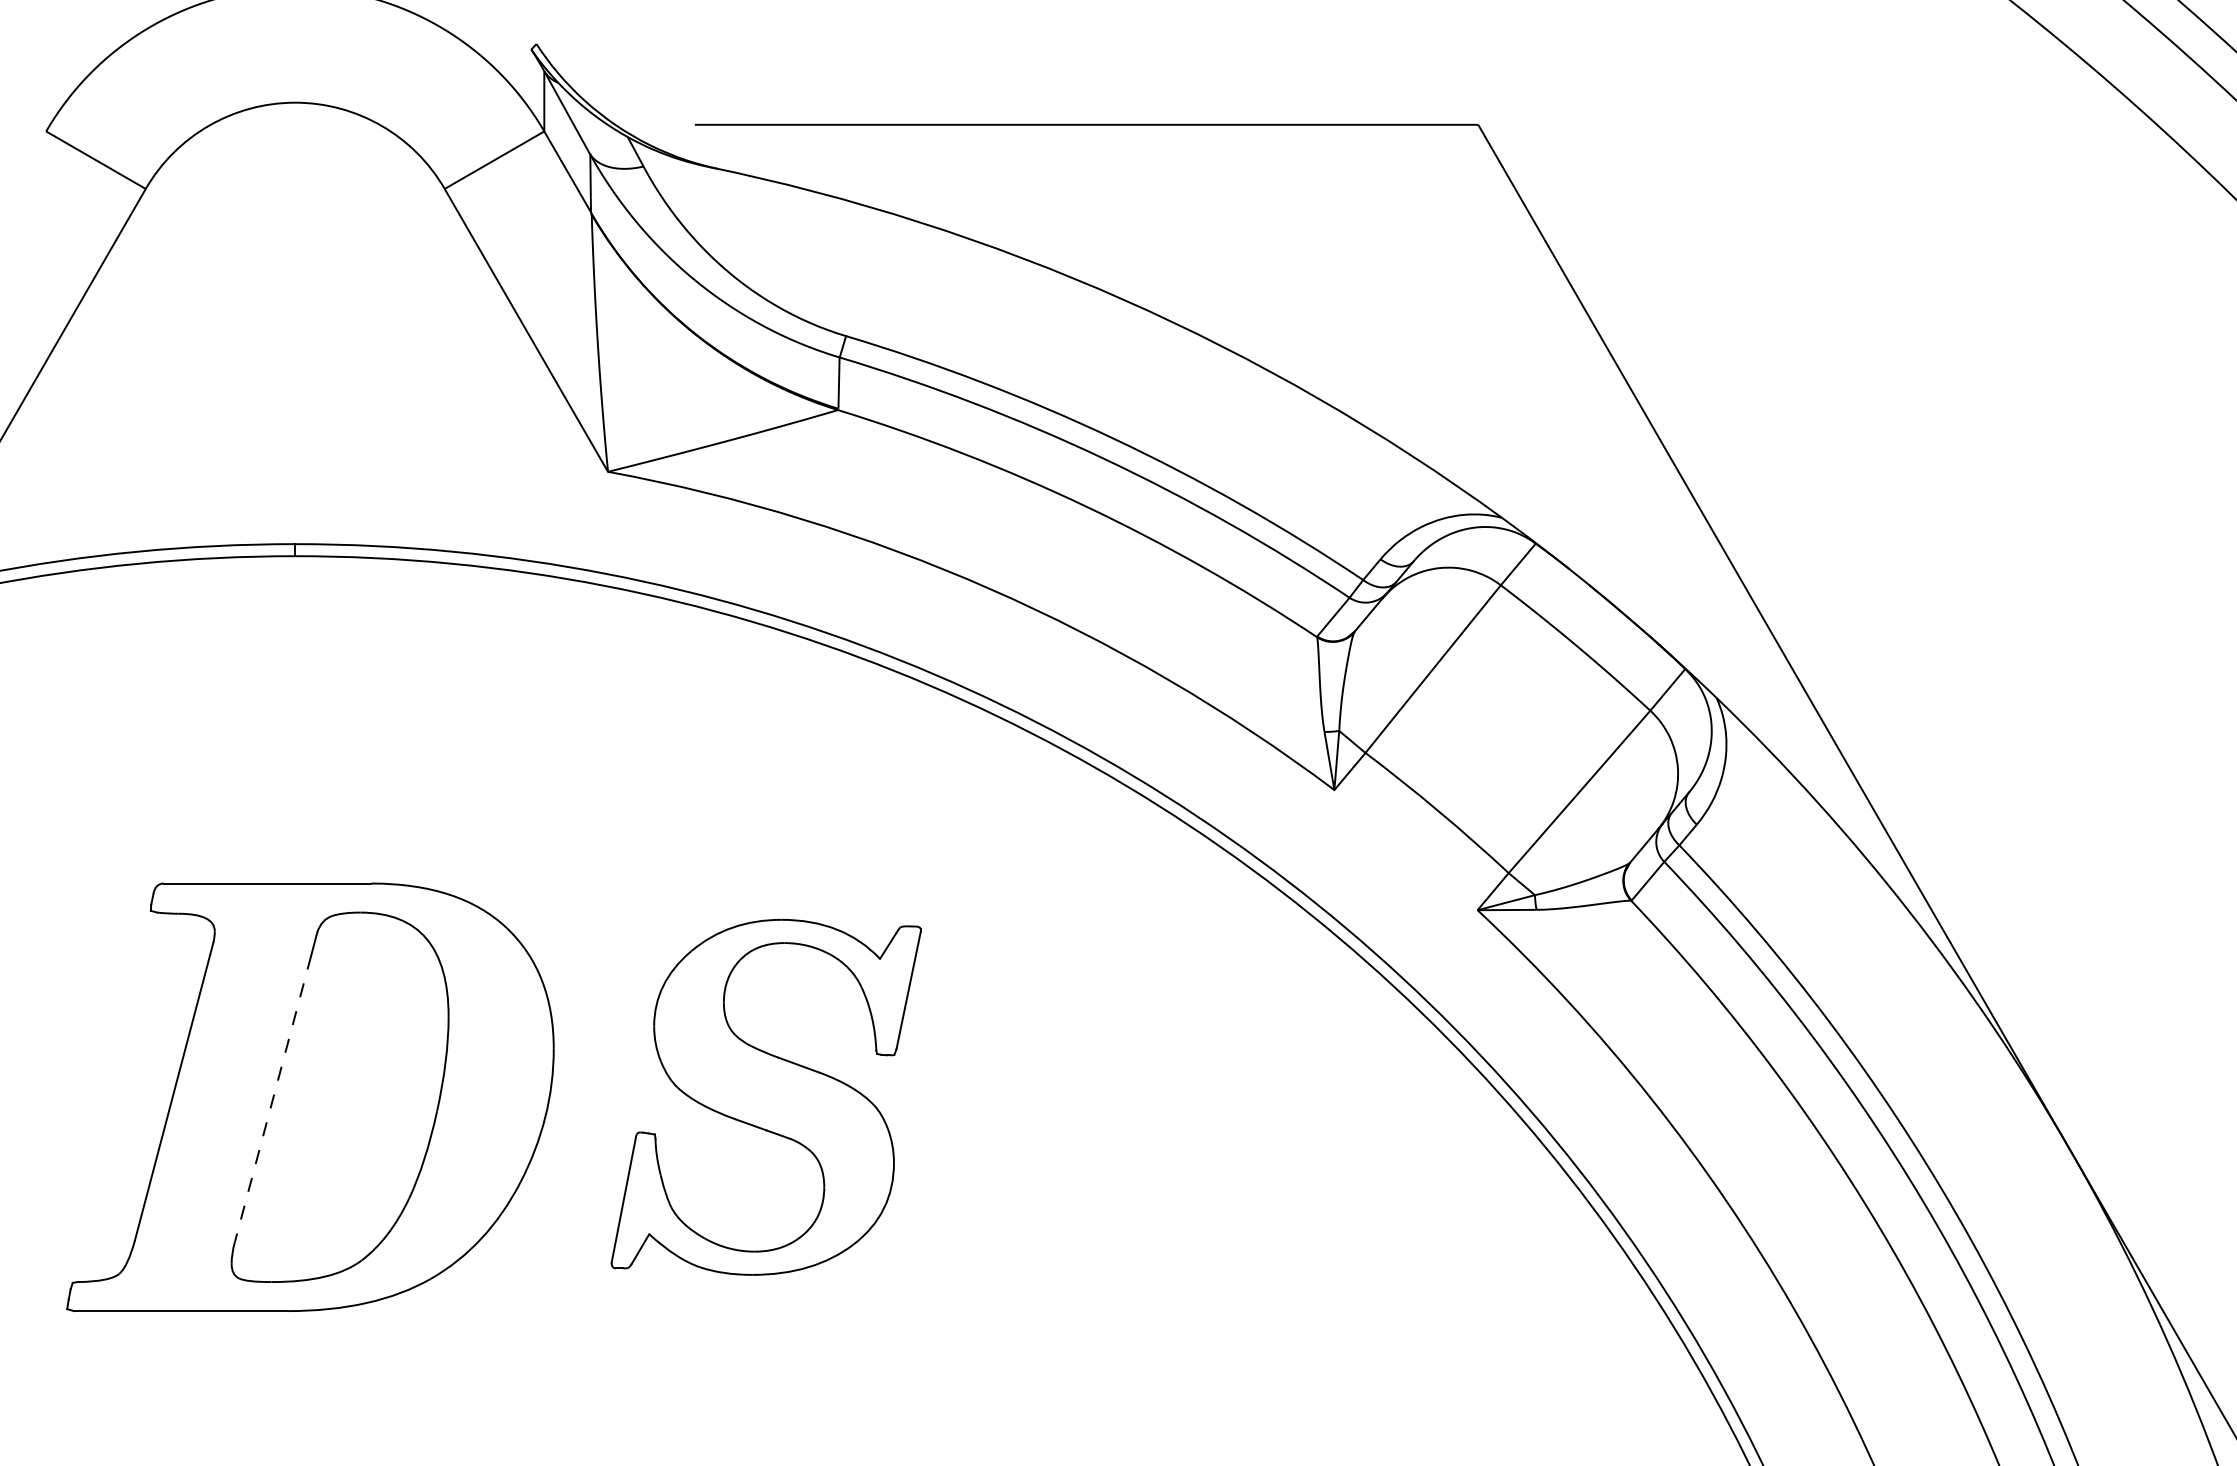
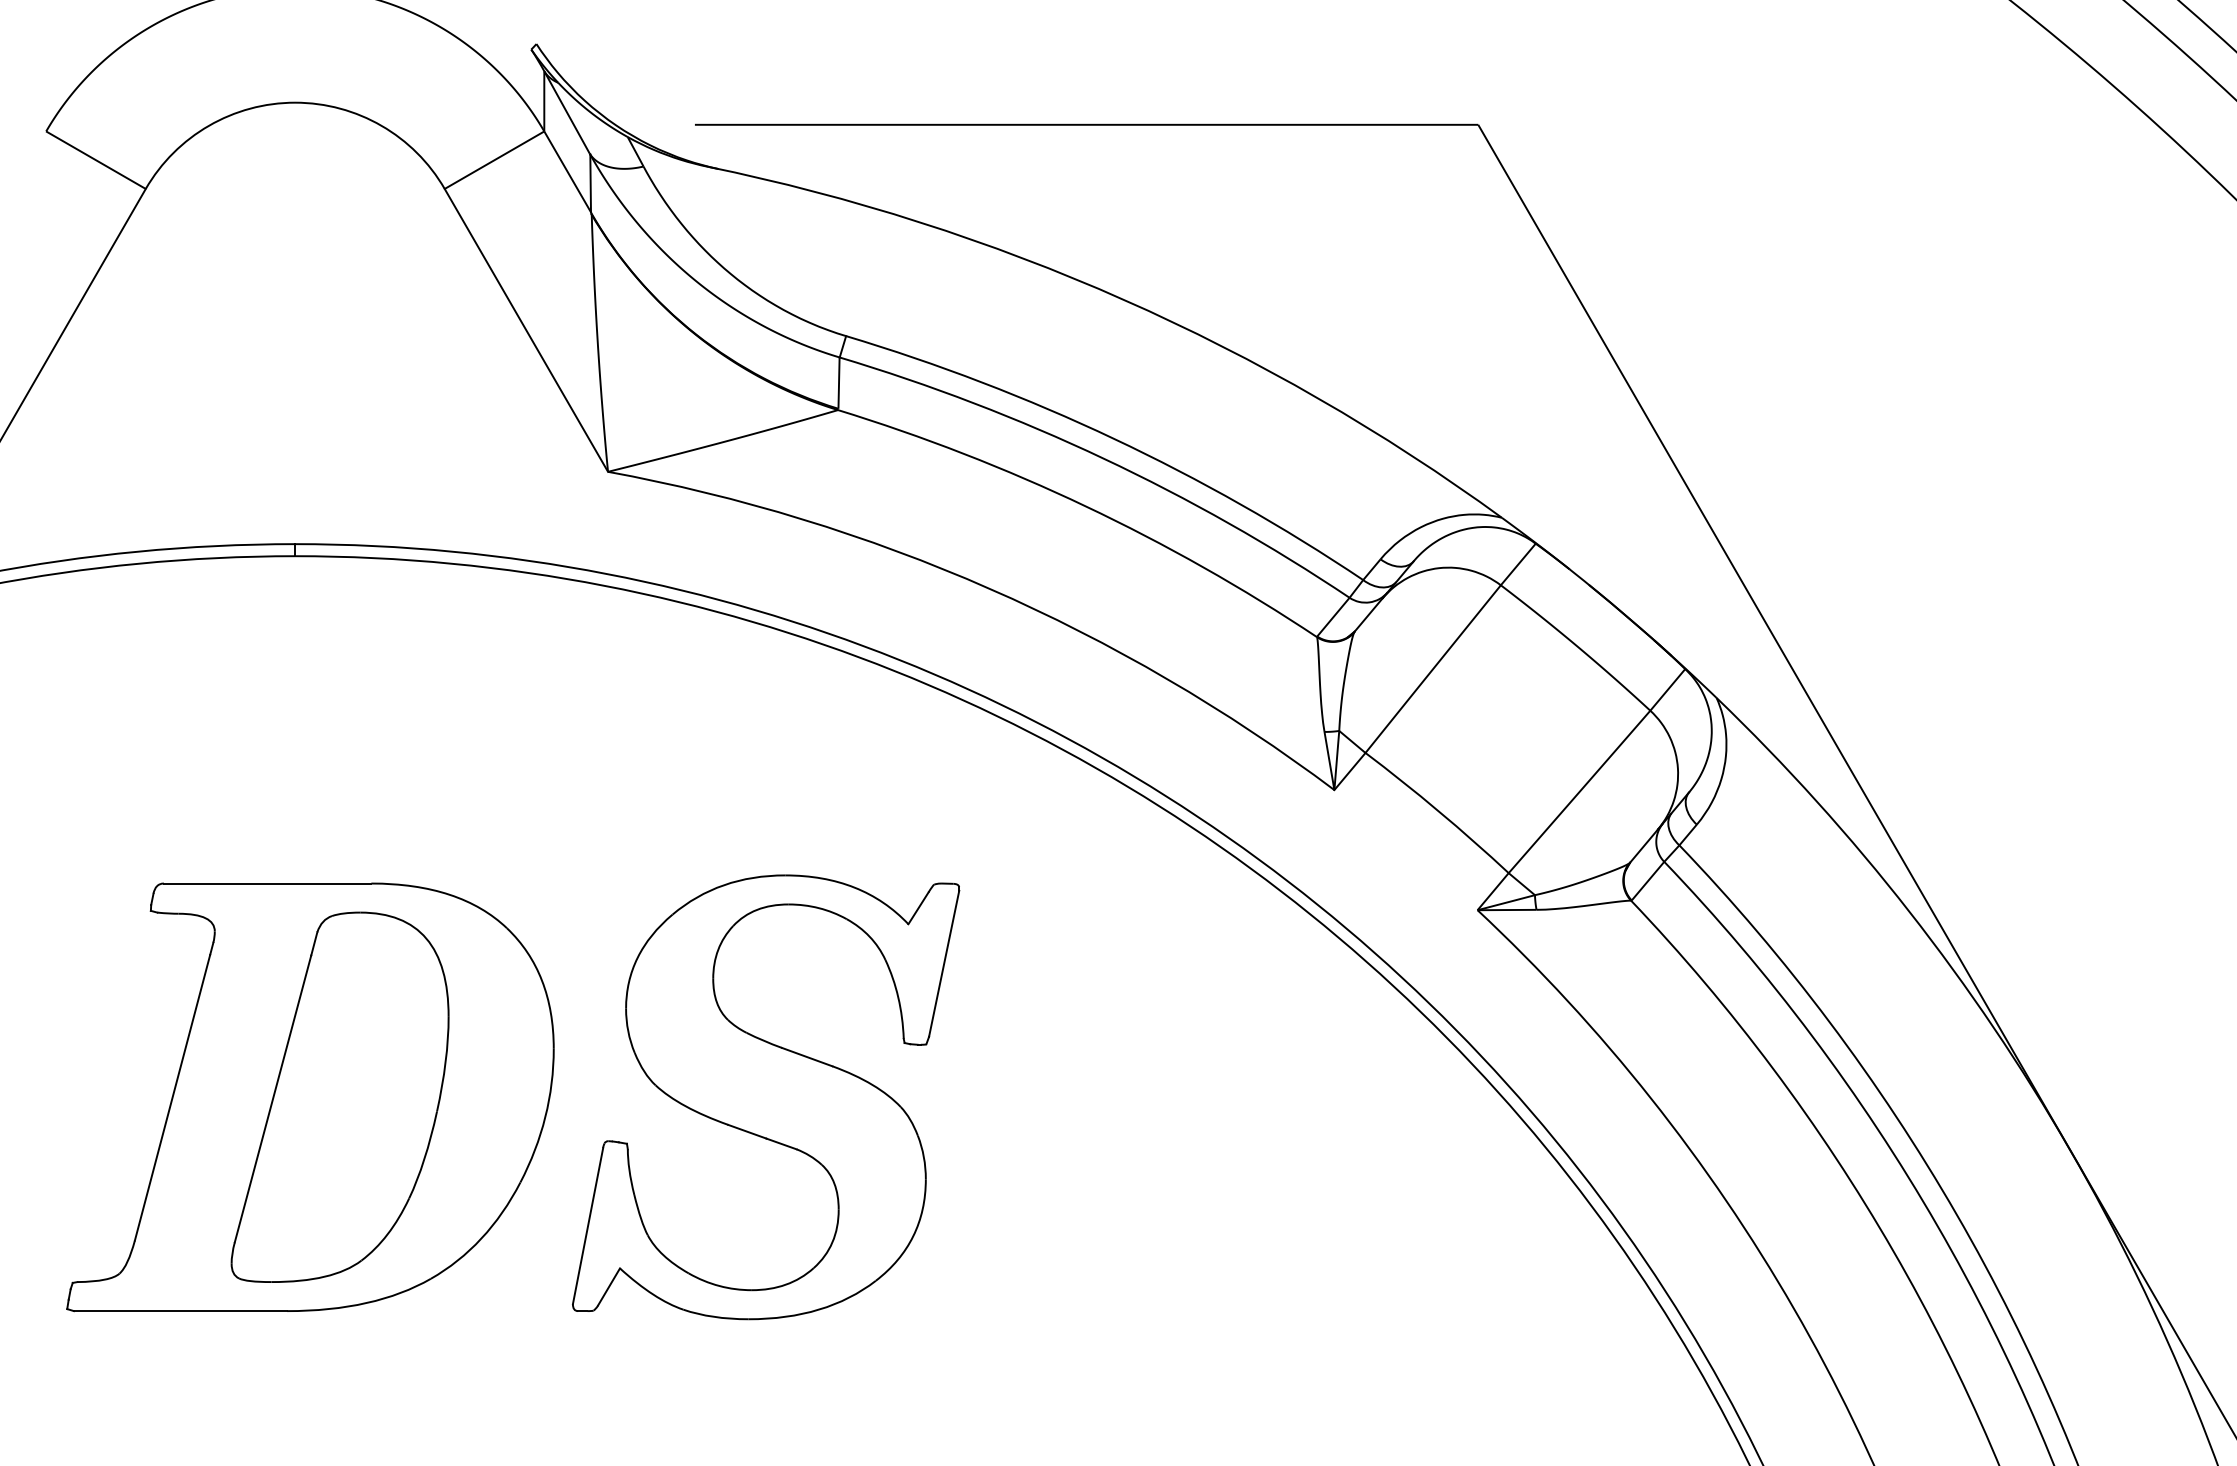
part size: 312x358 px -> 389x447 px (766, 1097)
line: dashed -> solid (272, 1099)
